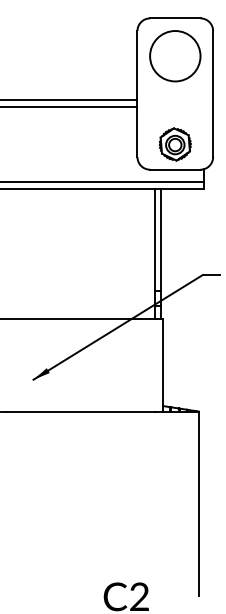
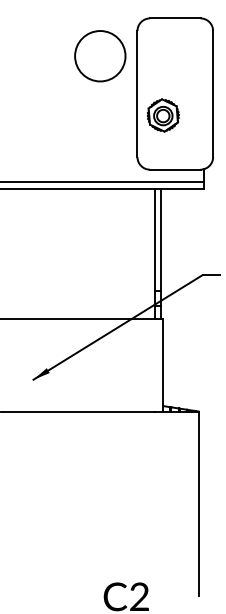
circle position: (175, 56) -> (100, 56) (100, 56)
line: present -> none (69, 100)
line: present -> none (69, 107)
part position: (174, 144) -> (162, 115) (162, 115)
